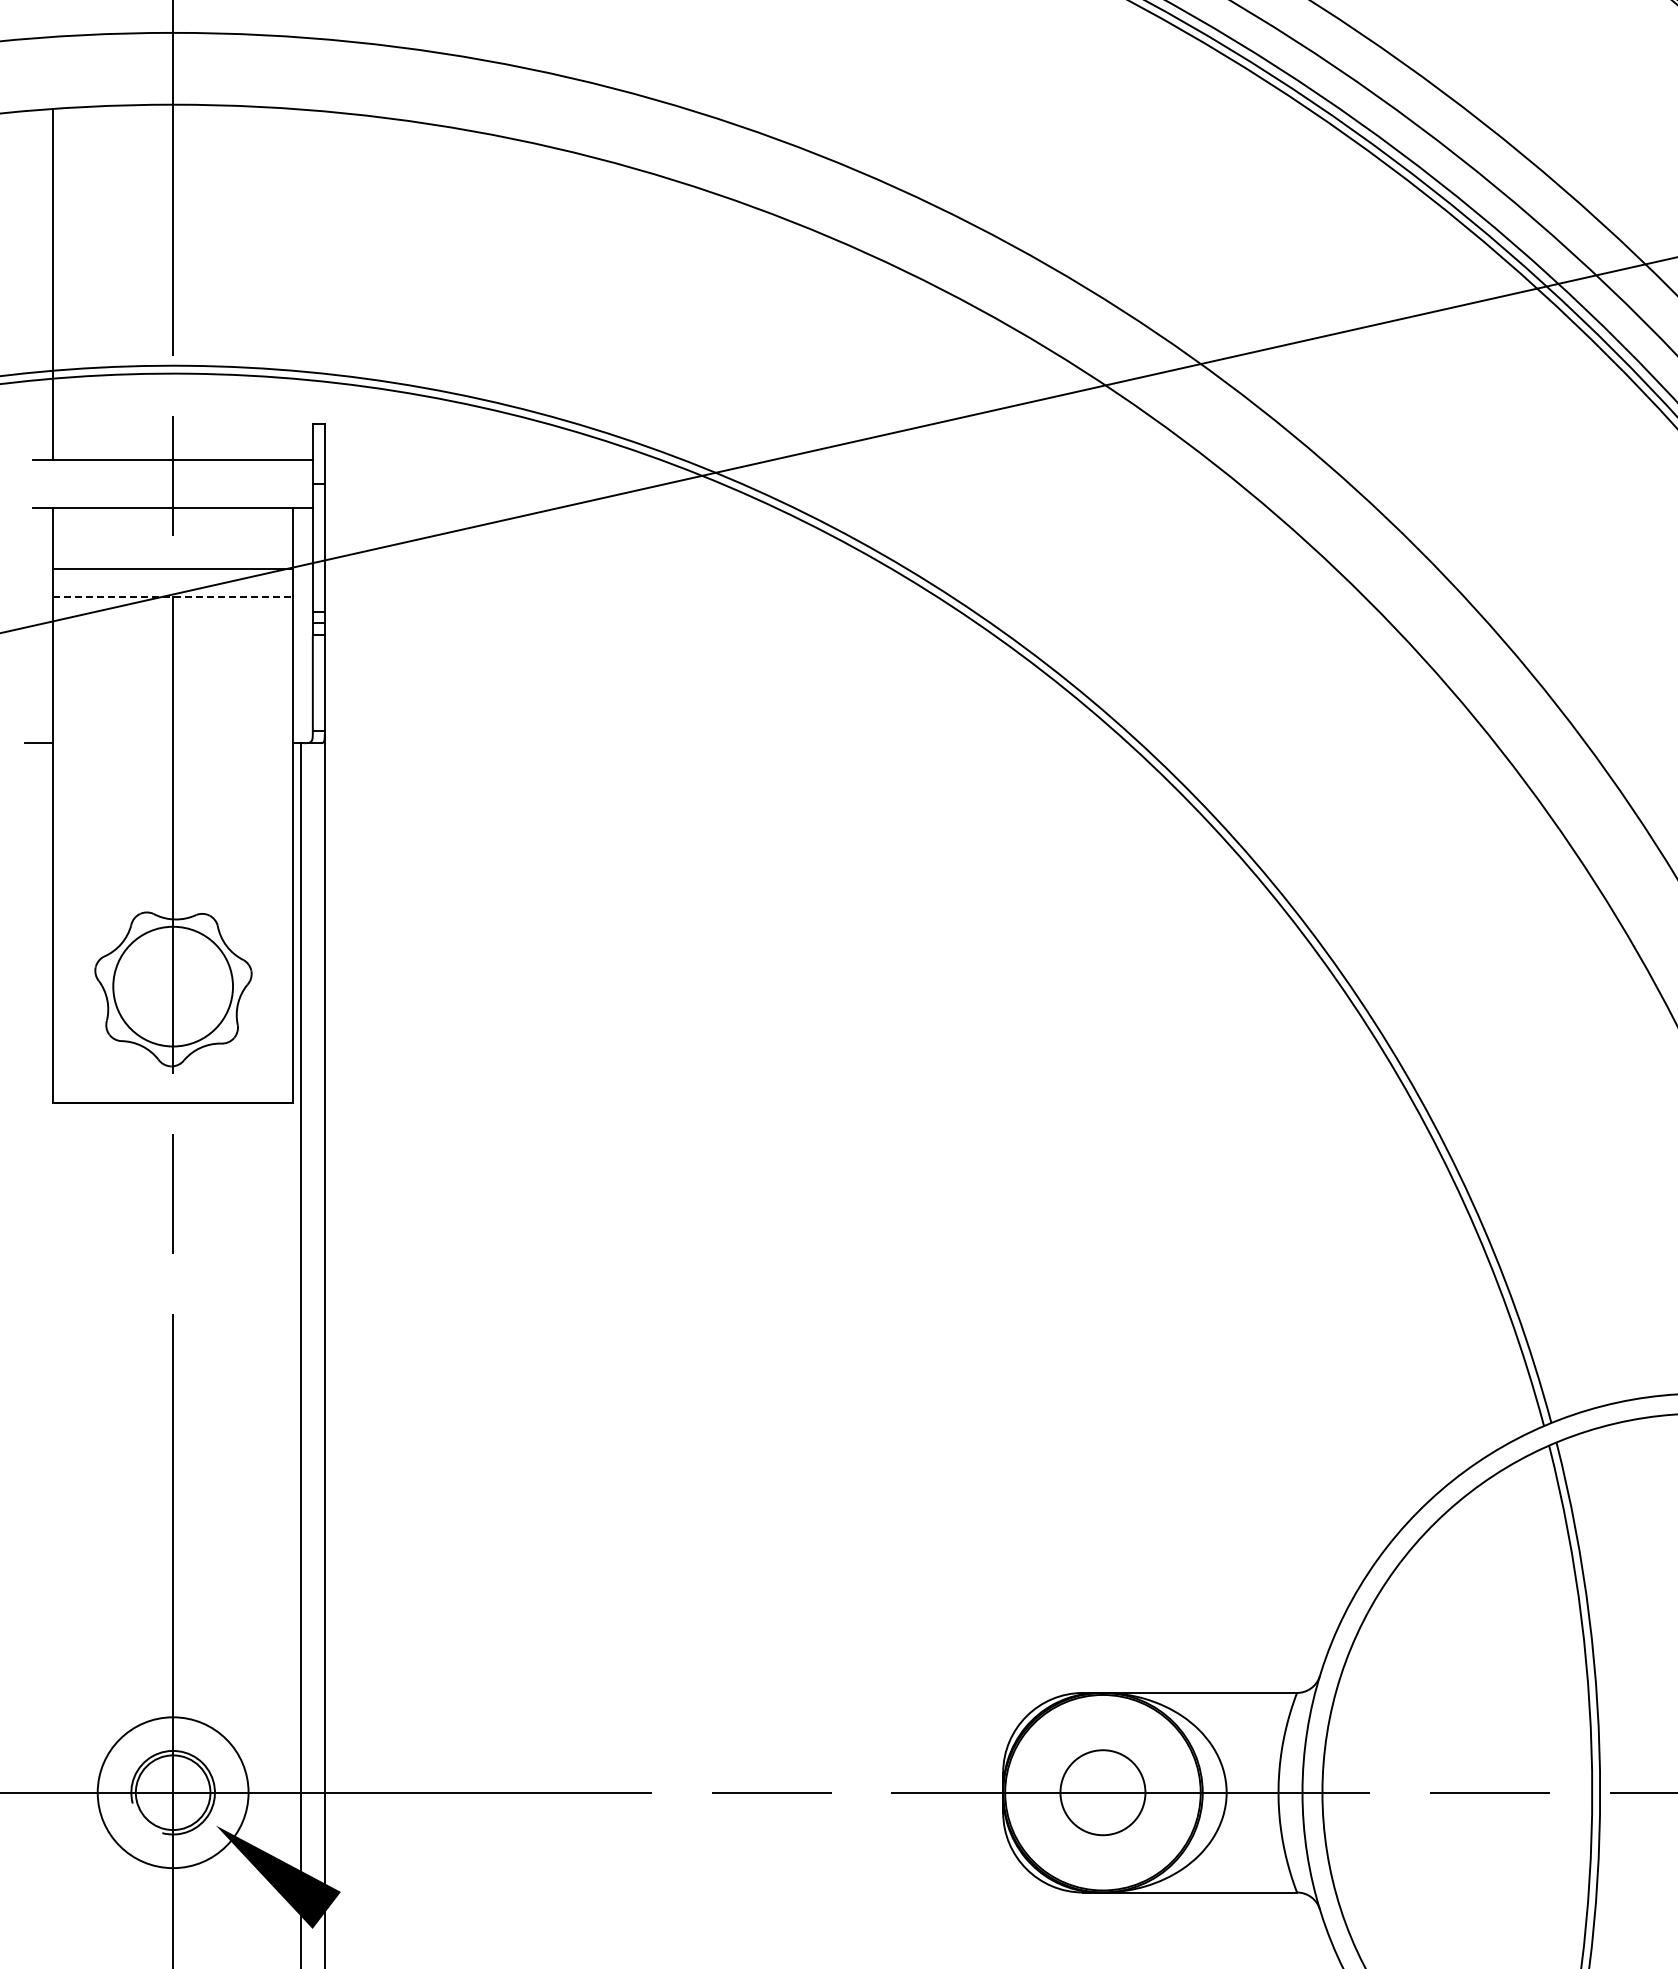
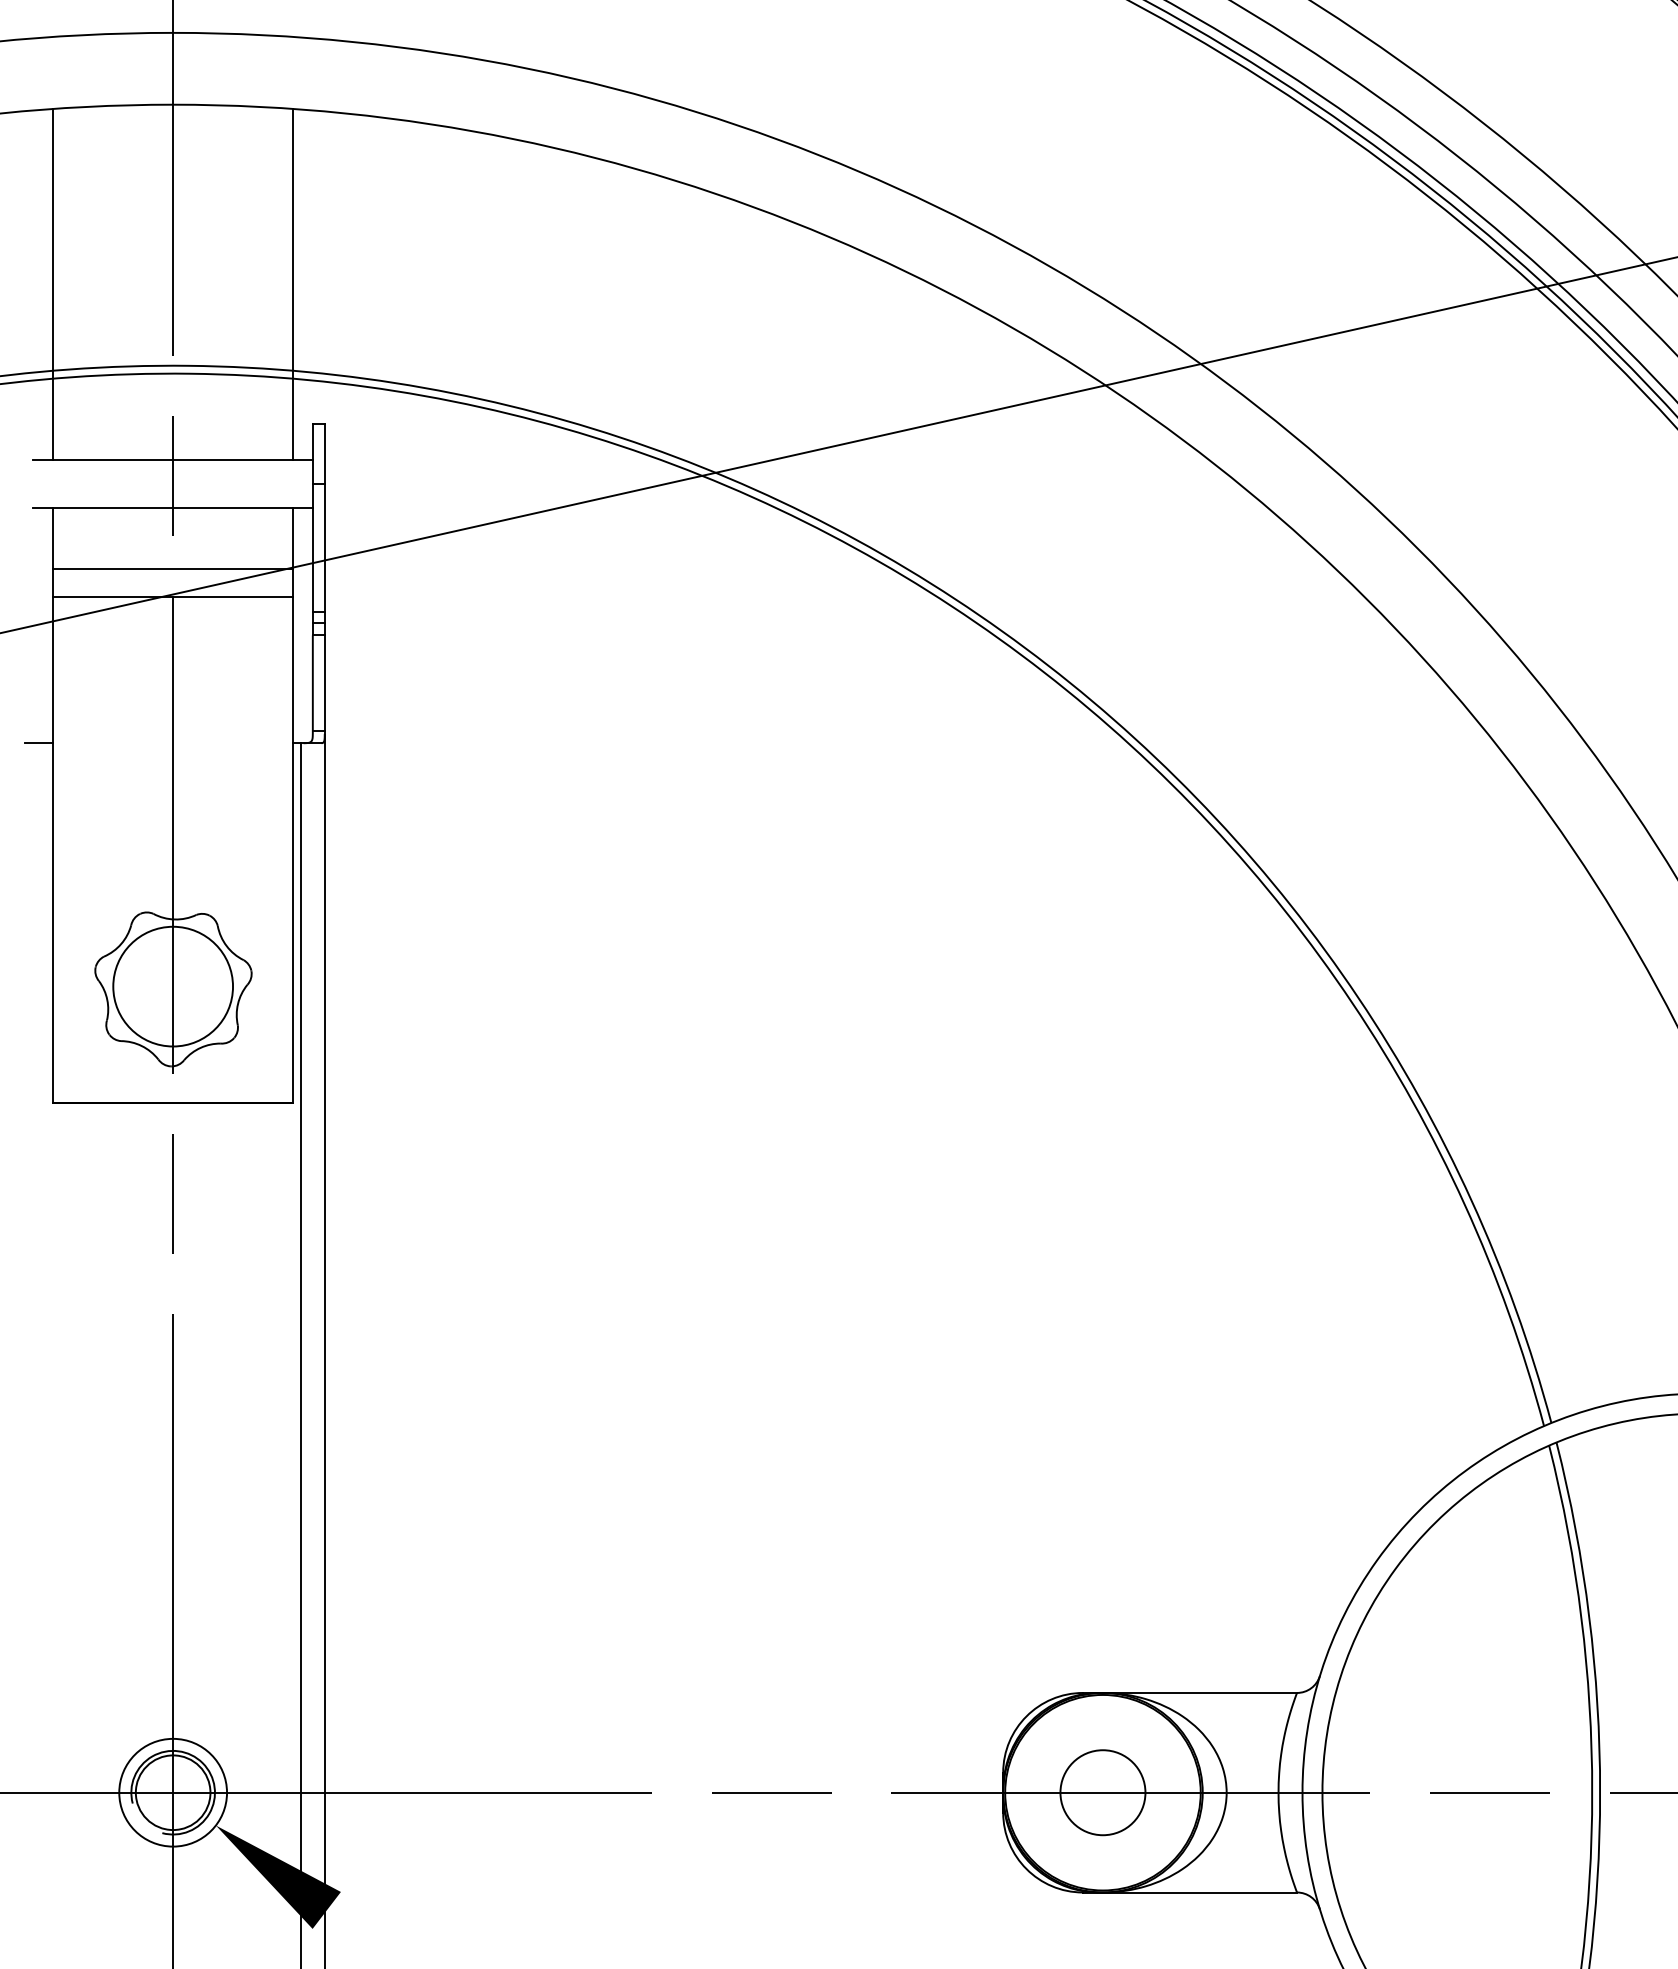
line: none -> present (292, 283)
line: dashed -> solid (173, 596)
circle diameter: 151 px -> 108 px (173, 1792)
